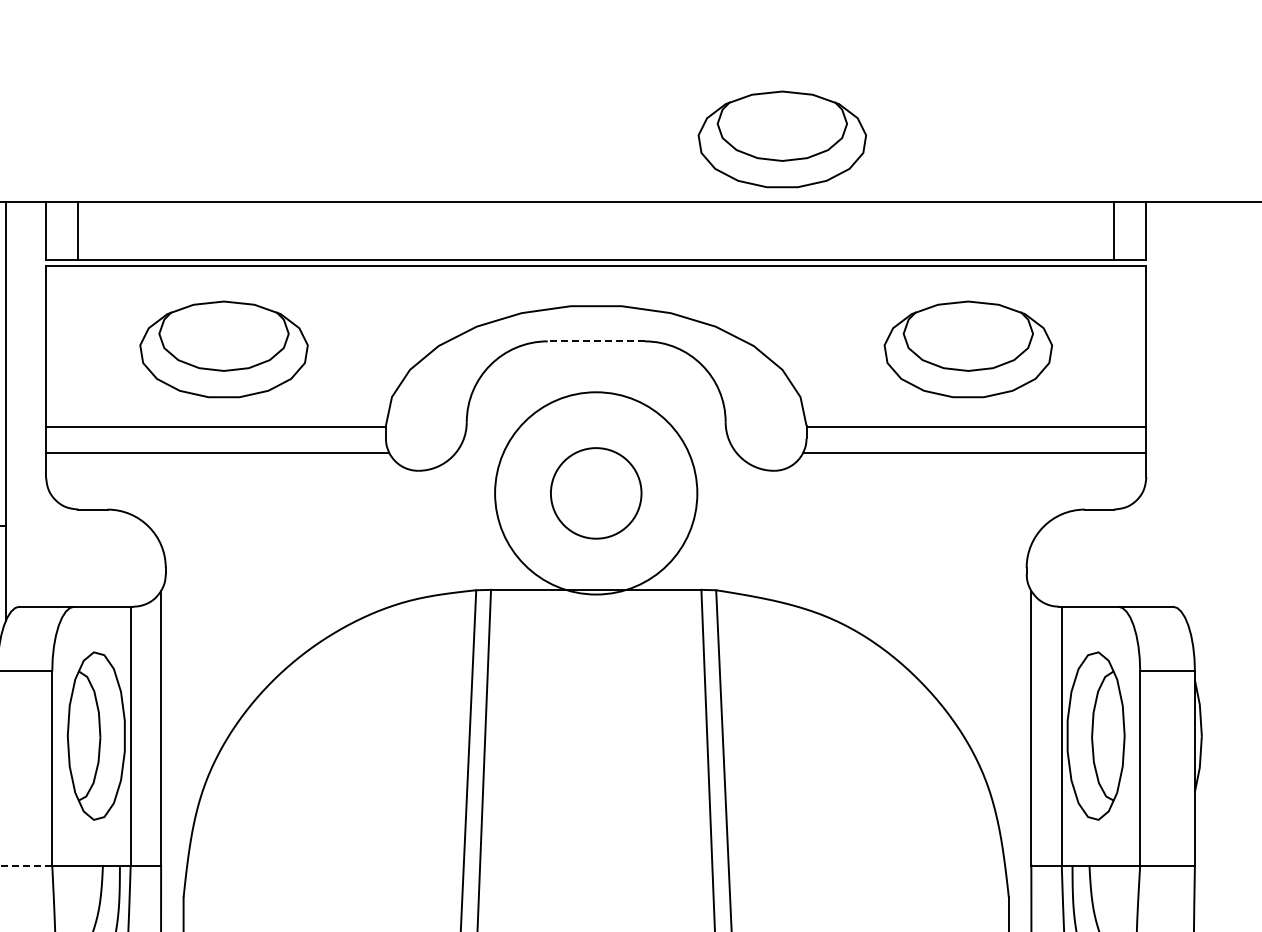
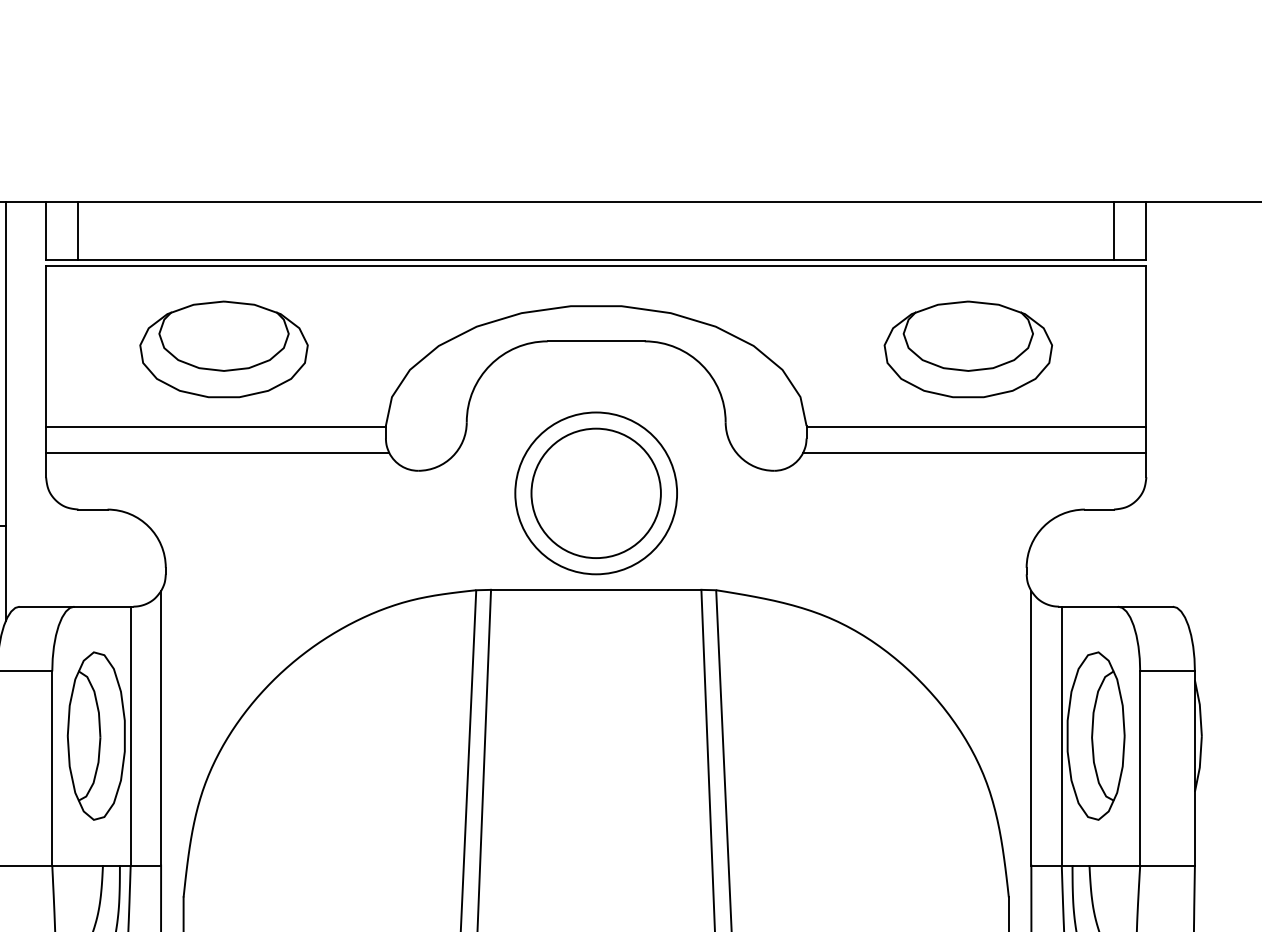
part: present -> none (781, 139)
line: dashed -> solid (596, 341)
circle diameter: 91 px -> 129 px (595, 493)
circle diameter: 202 px -> 162 px (596, 493)
line: dashed -> solid (26, 865)
